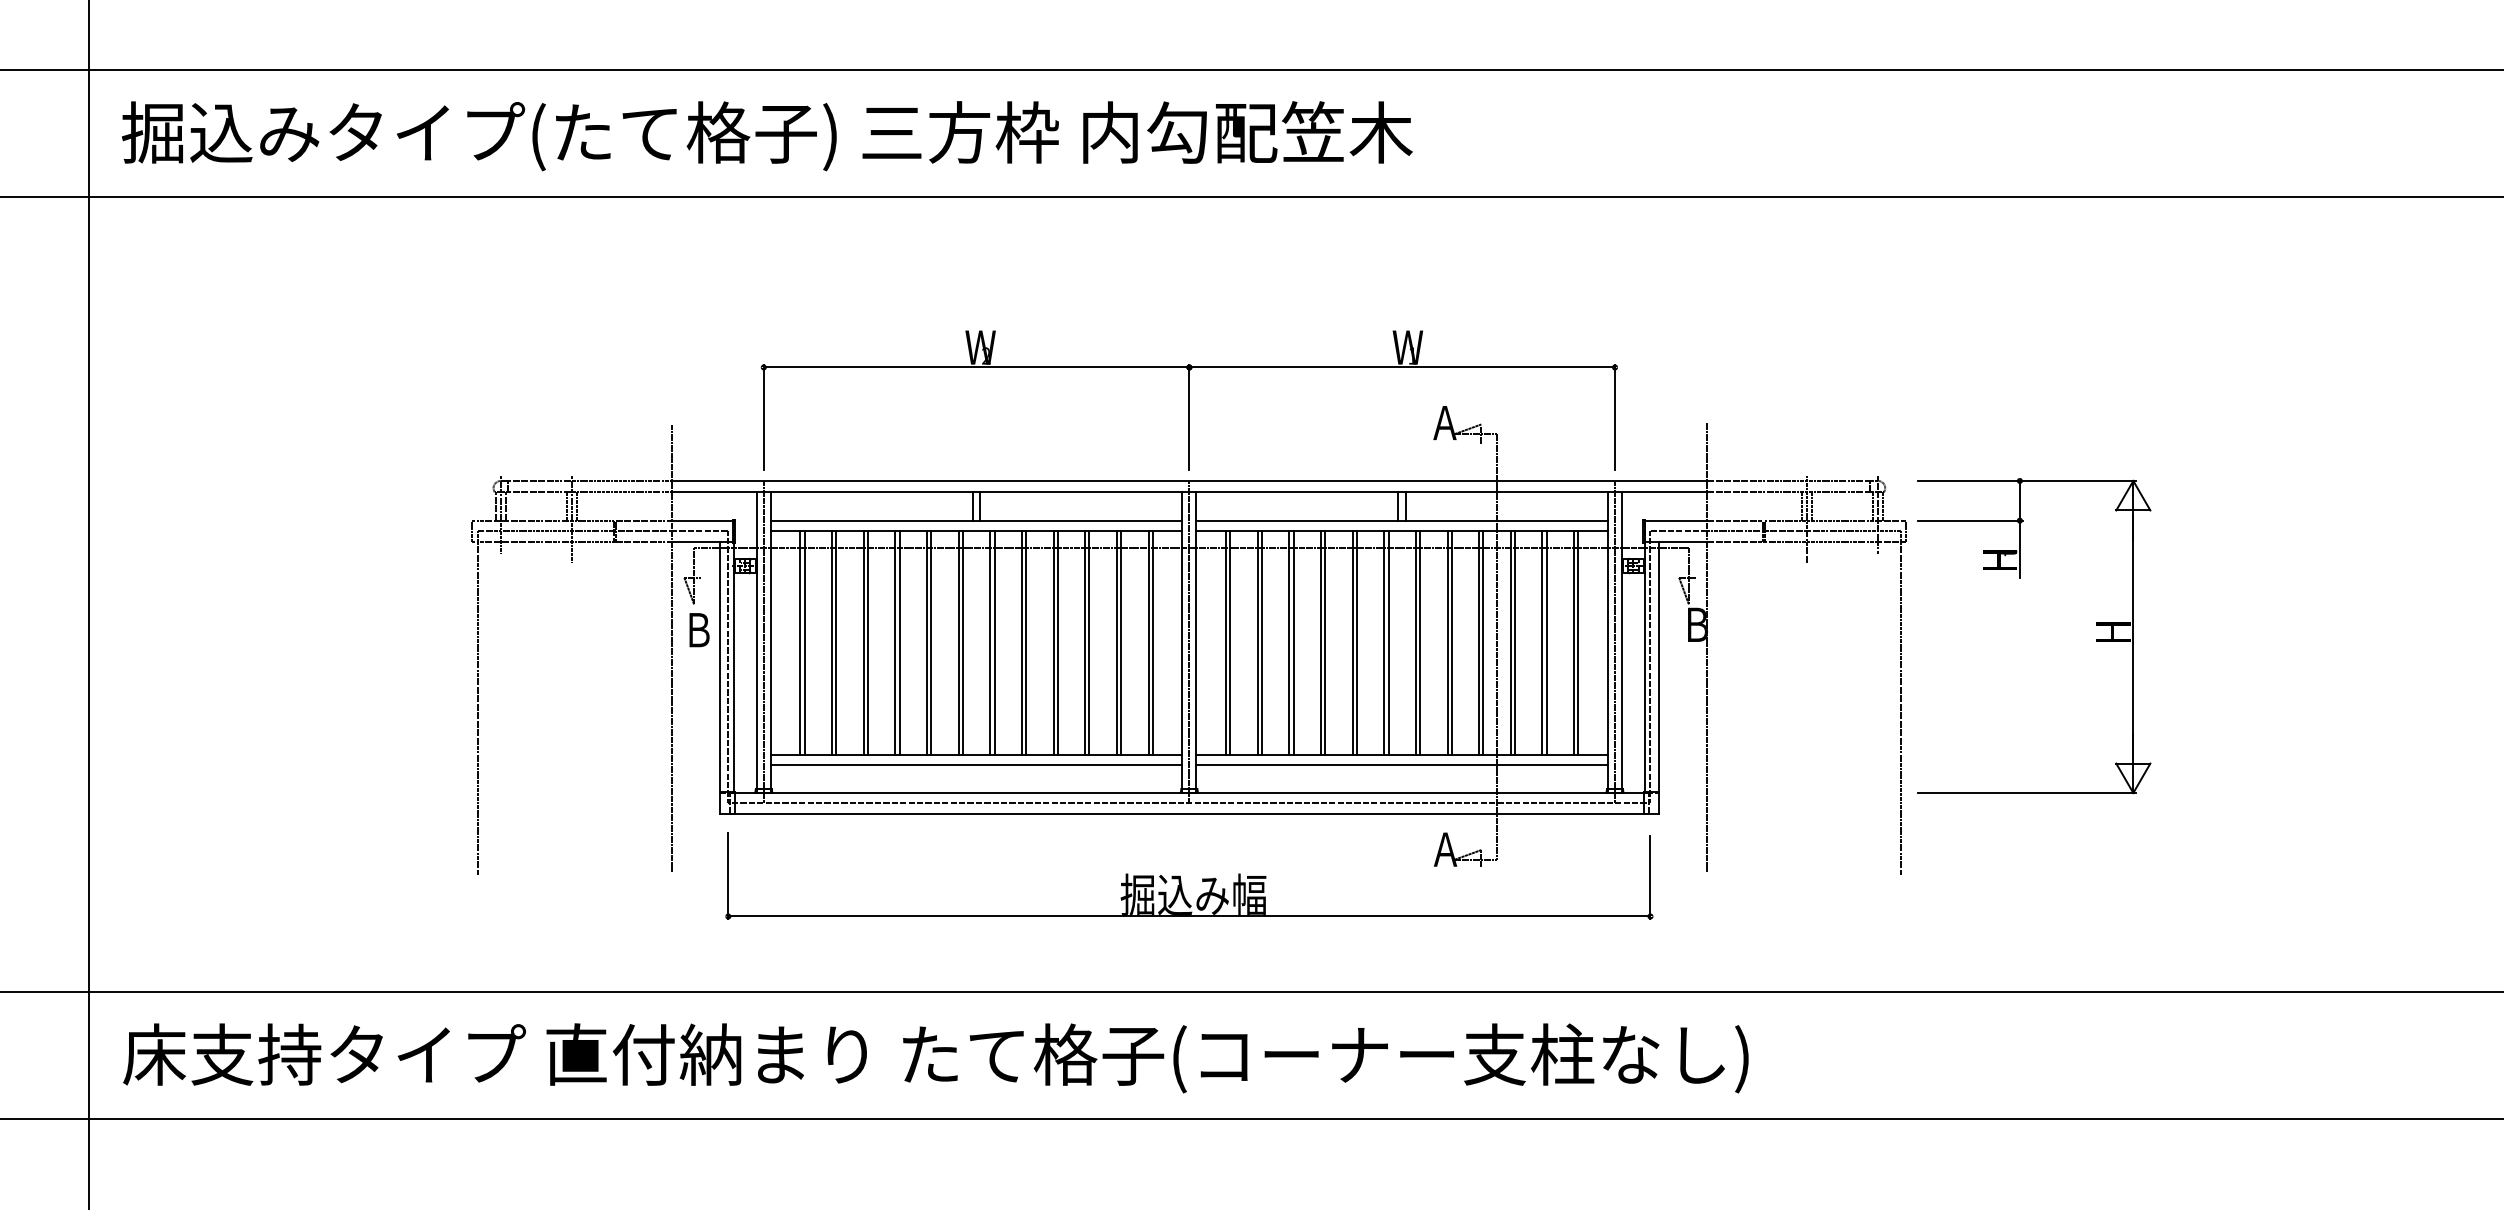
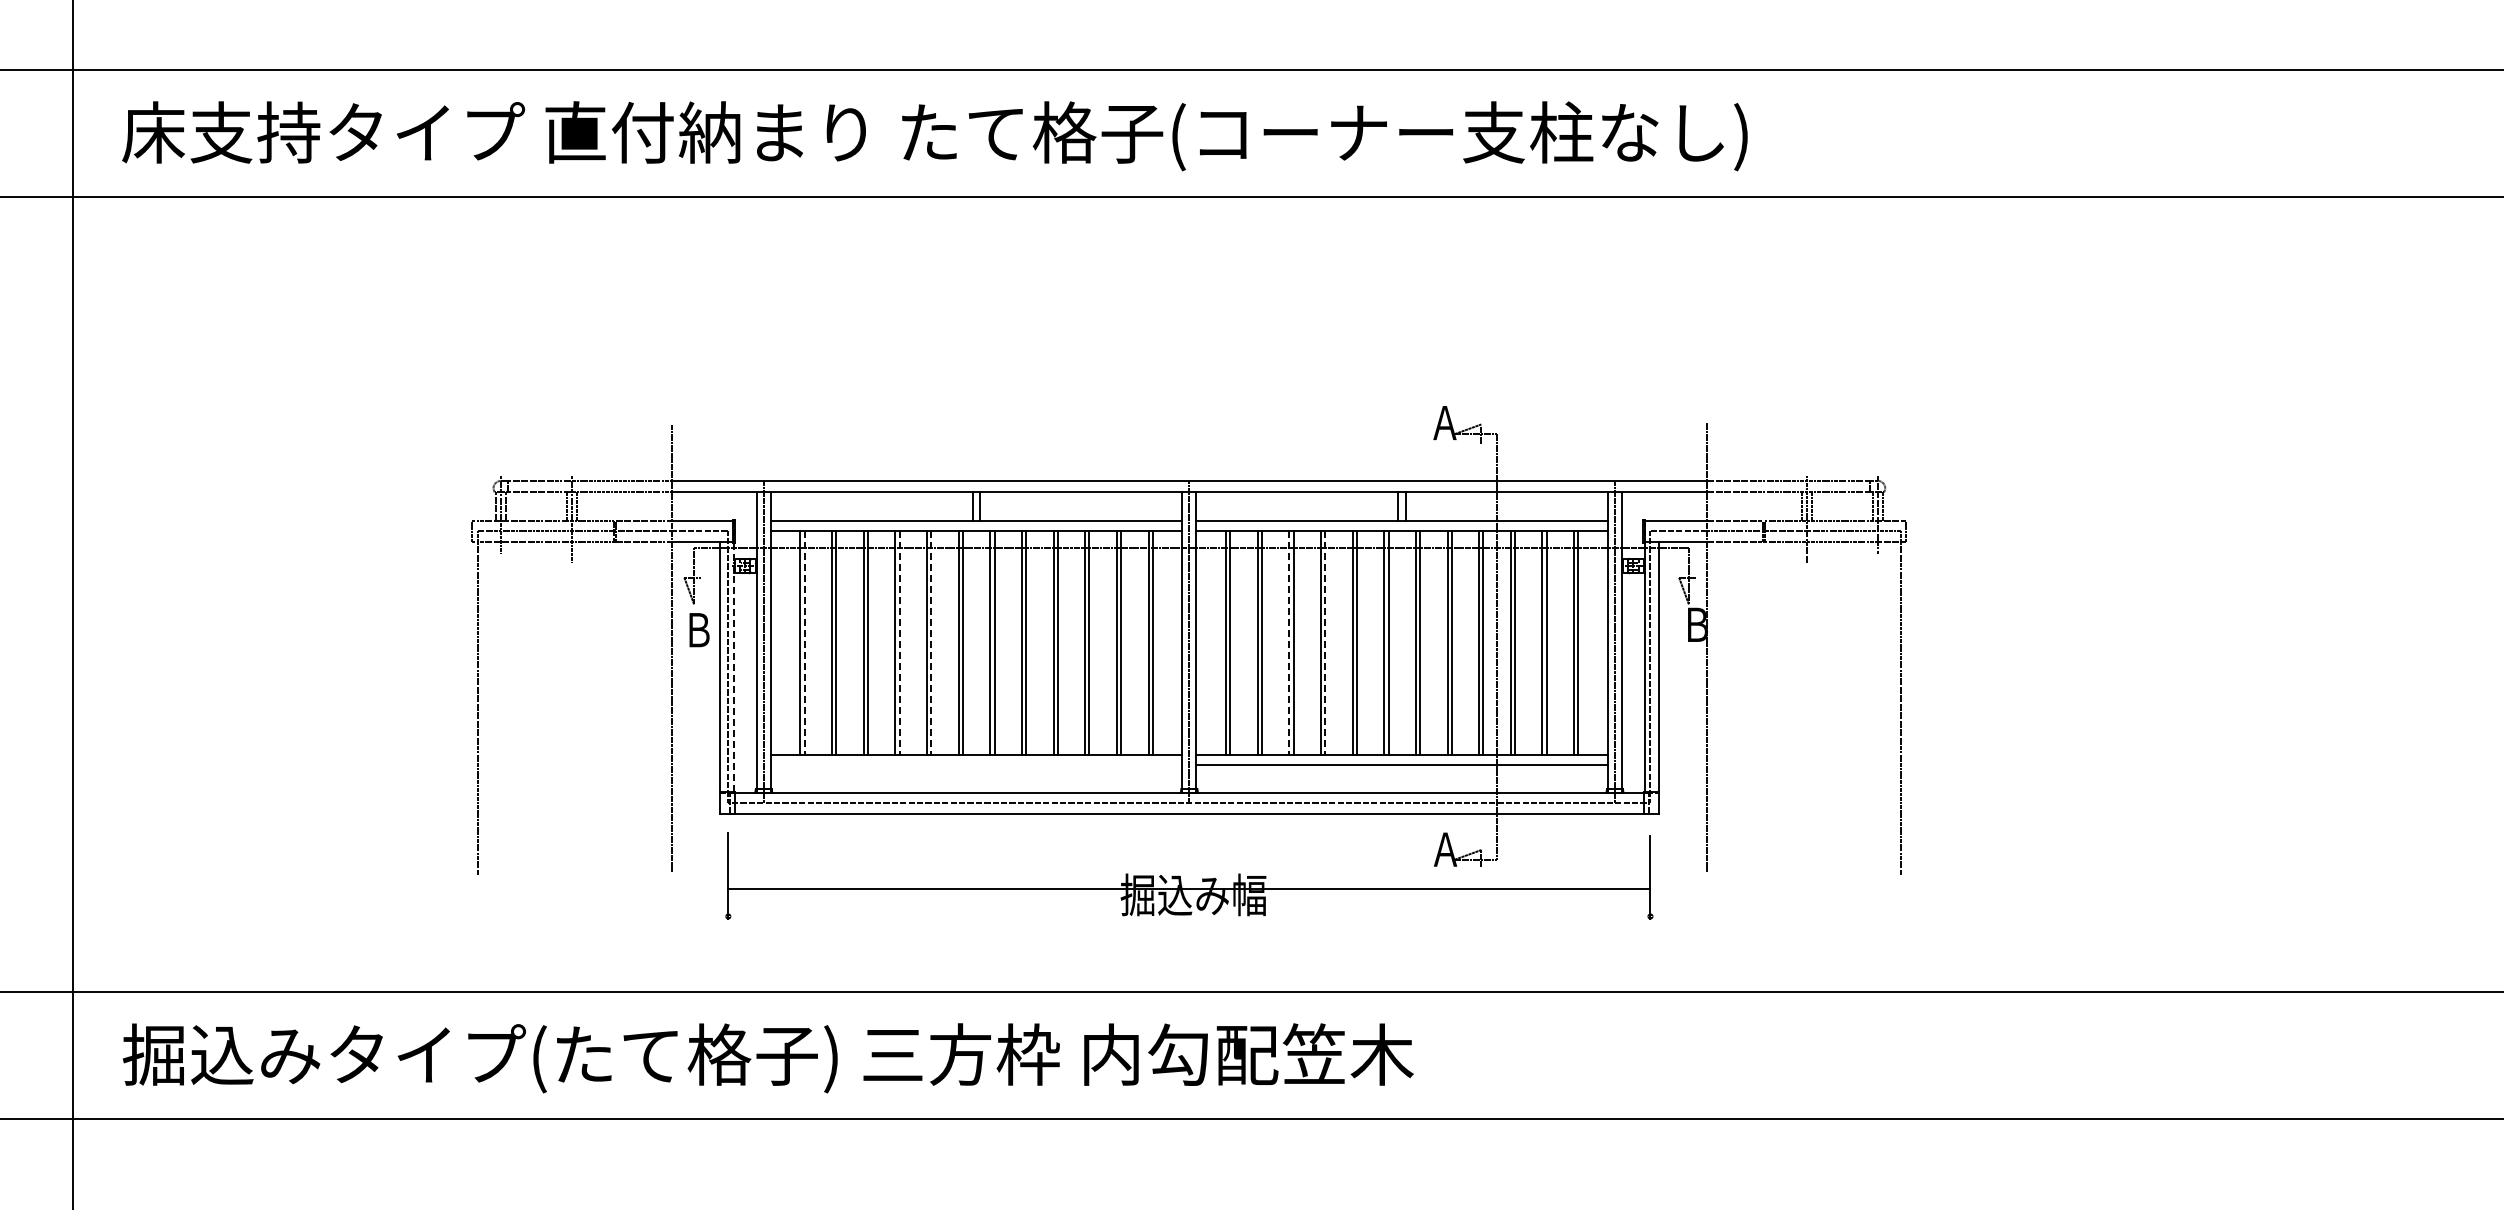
text: 掘込みタイプ(たて格子) 三方枠 内勾配笠木 -> 床支持タイプ 直付納まり たて格子(コーナー支柱なし) (934, 136)
part: present -> none (1188, 400)
part: present -> none (2020, 578)
line position: (89, 604) -> (73, 604) (73, 604)
line: solid -> dashed (804, 643)
line: solid -> dashed (899, 643)
line: solid -> dashed (931, 643)
line: solid -> dashed (1289, 643)
line: solid -> dashed (1325, 643)
line: solid -> dashed (734, 667)
line: present -> none (976, 764)
line position: (1189, 916) -> (1189, 889) (1189, 889)
text: 床支持タイプ 直付納まり たて格子(コーナー支柱なし) -> 掘込みタイプ(たて格子) 三方枠 内勾配笠木 (935, 1058)
